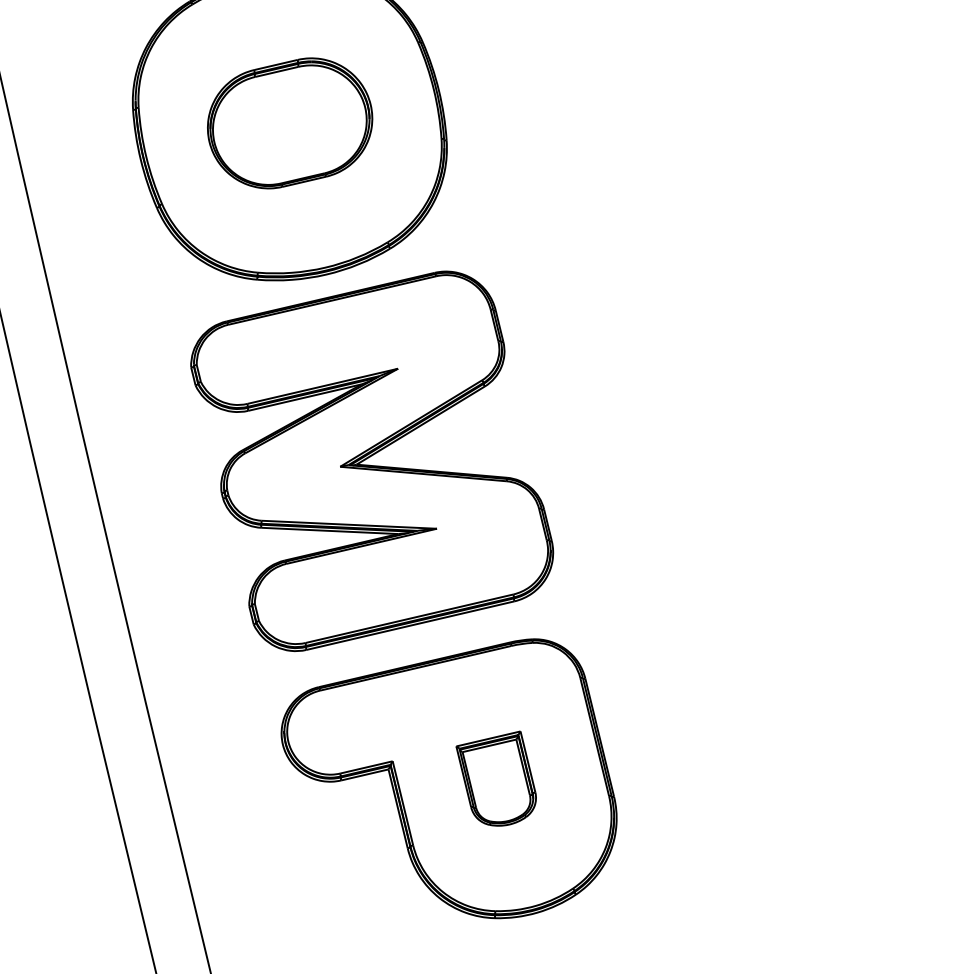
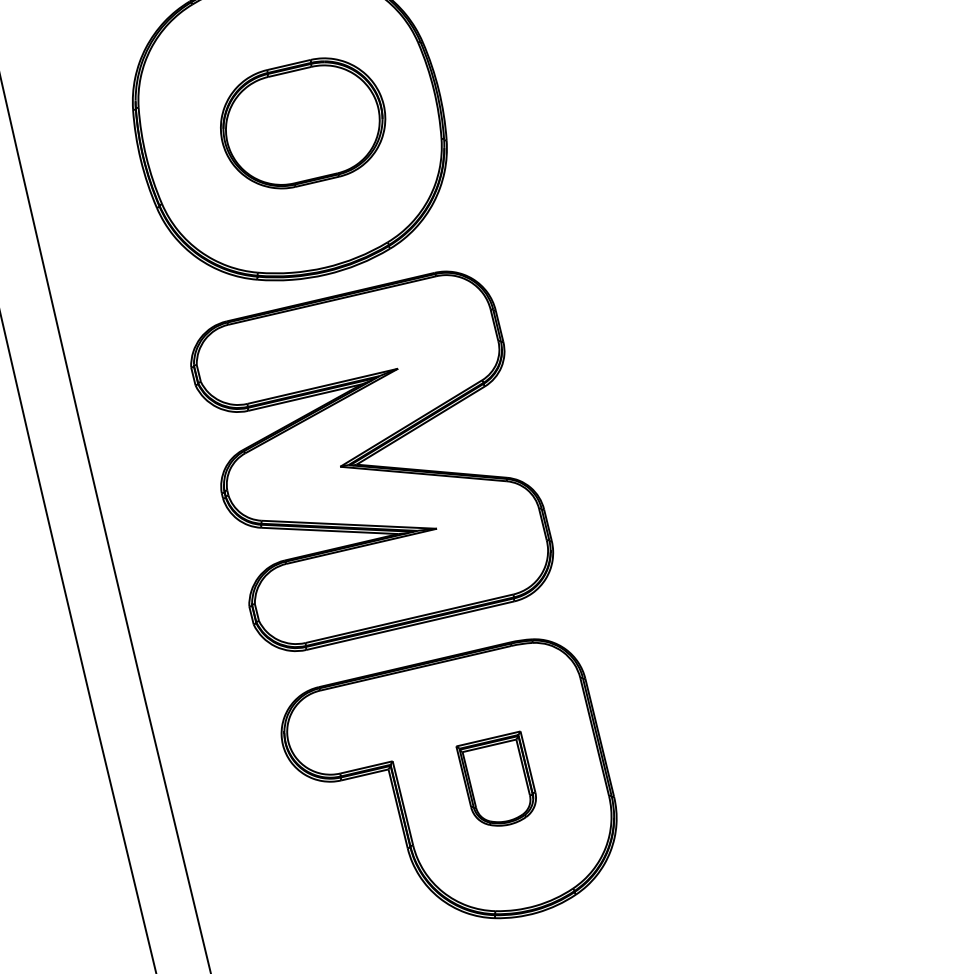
part position: (290, 123) -> (303, 123) (303, 123)
